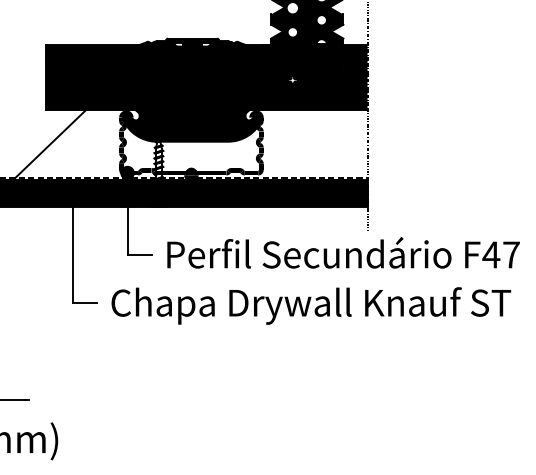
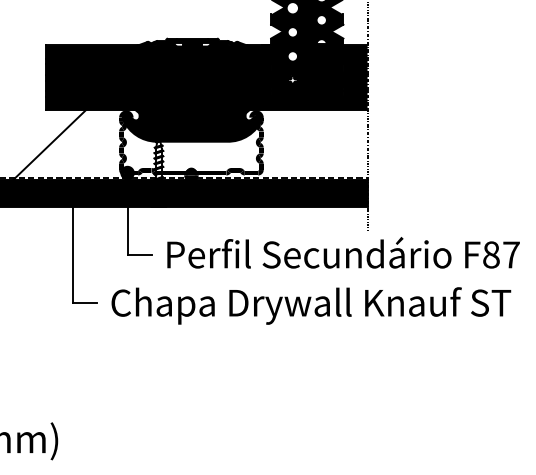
fill: present -> none (292, 56)
text: F47 -> F87 (491, 254)
line: present -> none (15, 399)
